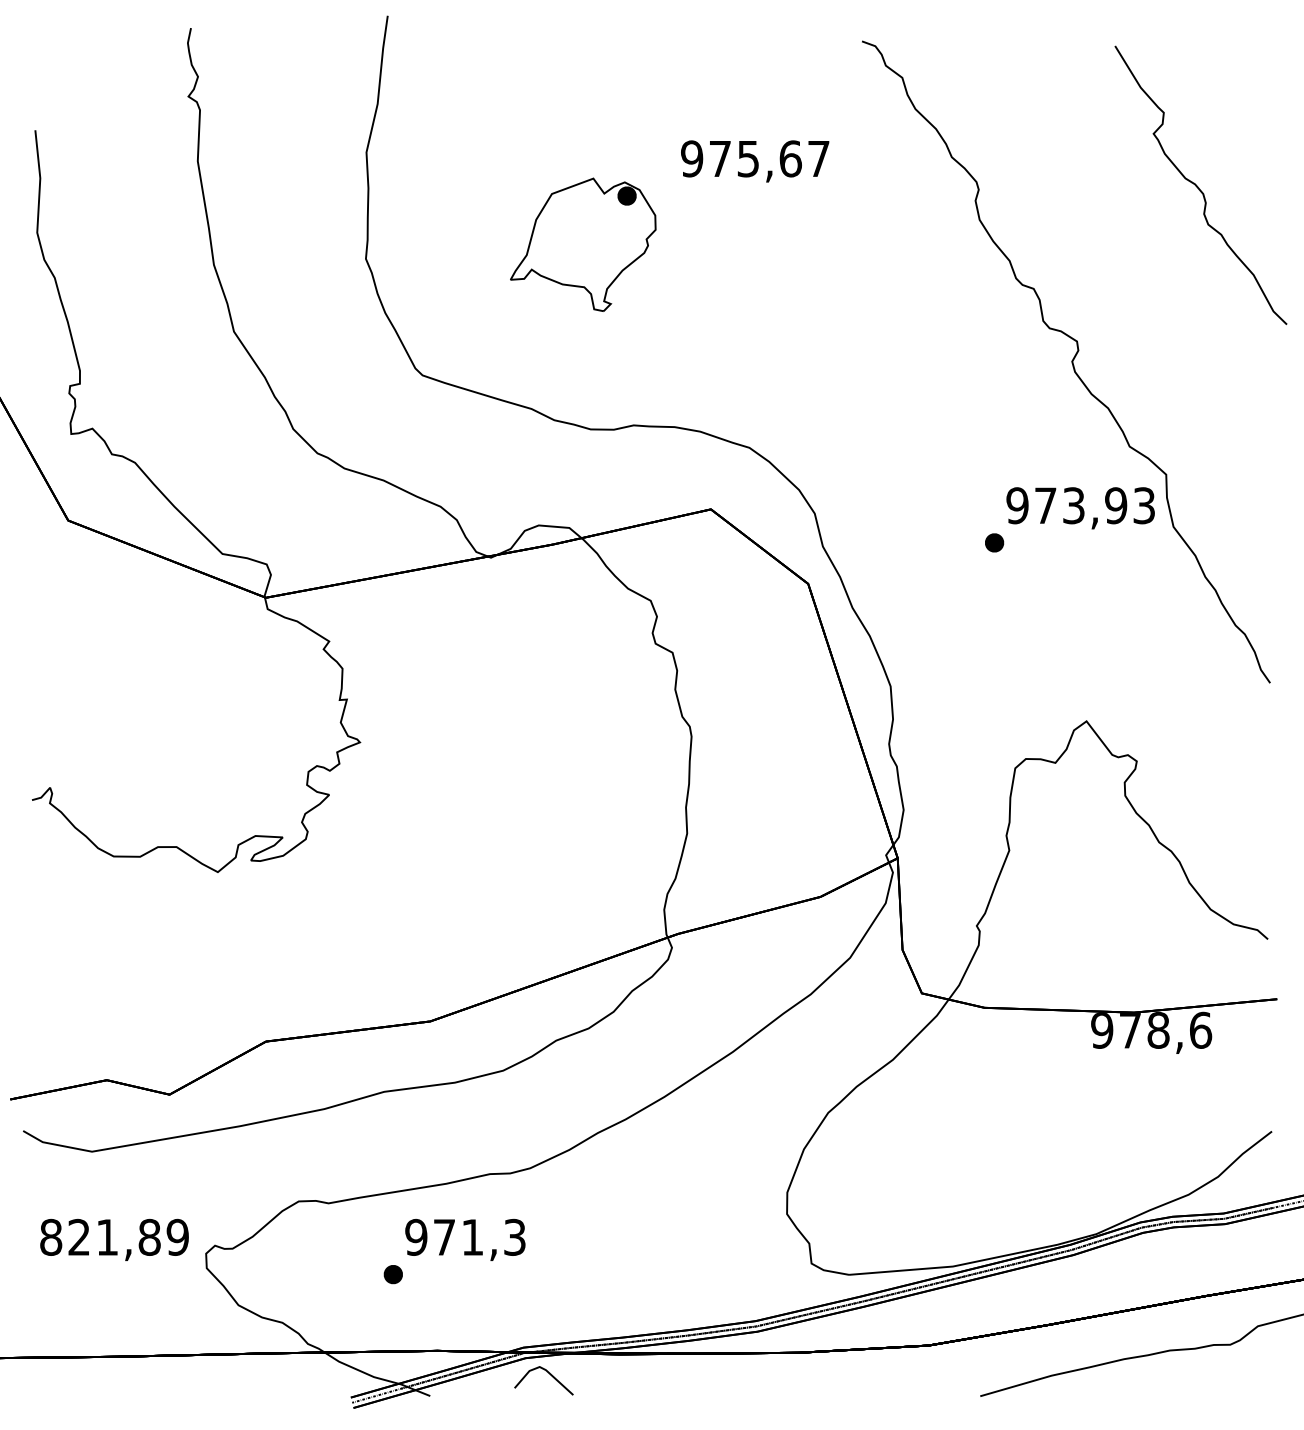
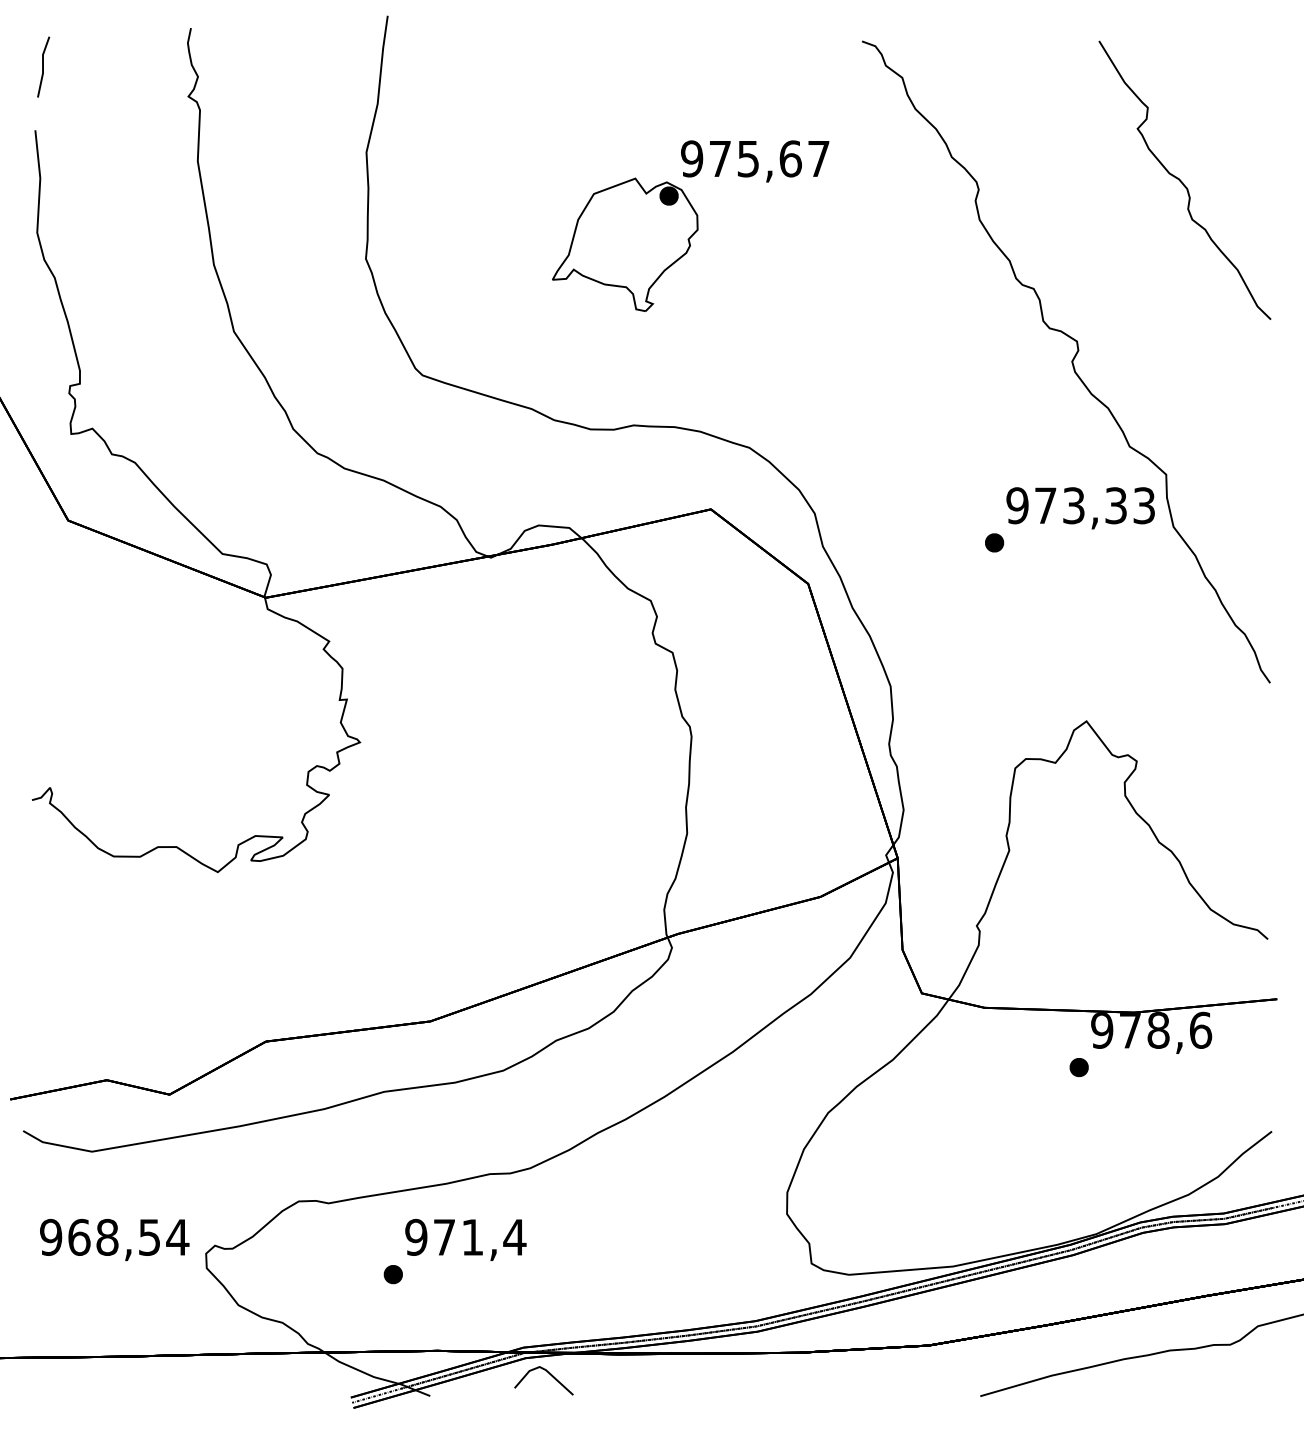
line: none -> present (43, 66)
curve position: (1198, 186) -> (1182, 181) (1182, 181)
part position: (583, 244) -> (625, 244) (625, 244)
text: 973,93 -> 973,33 (1116, 505)
part: none -> present (1078, 1067)
text: 821,89 -> 968,54 (114, 1236)
text: 971,3 -> 971,4 (514, 1236)
